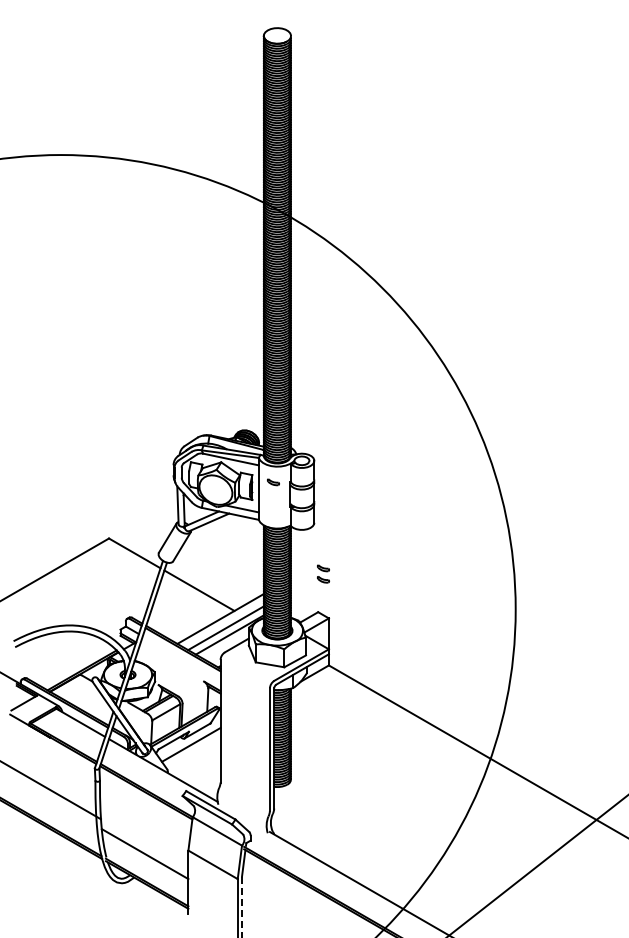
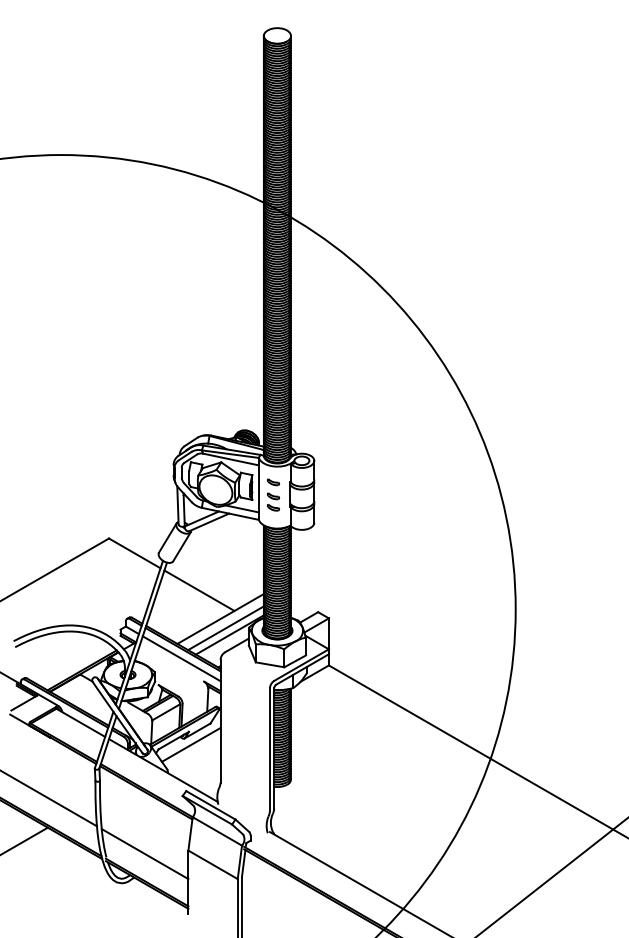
part position: (323, 573) -> (273, 501) (273, 501)
line: none -> present (181, 658)
line position: (51, 790) -> (49, 798) (49, 798)
line: none -> present (24, 840)
line position: (537, 865) -> (552, 876) (552, 876)
line: dashed -> solid (242, 907)
